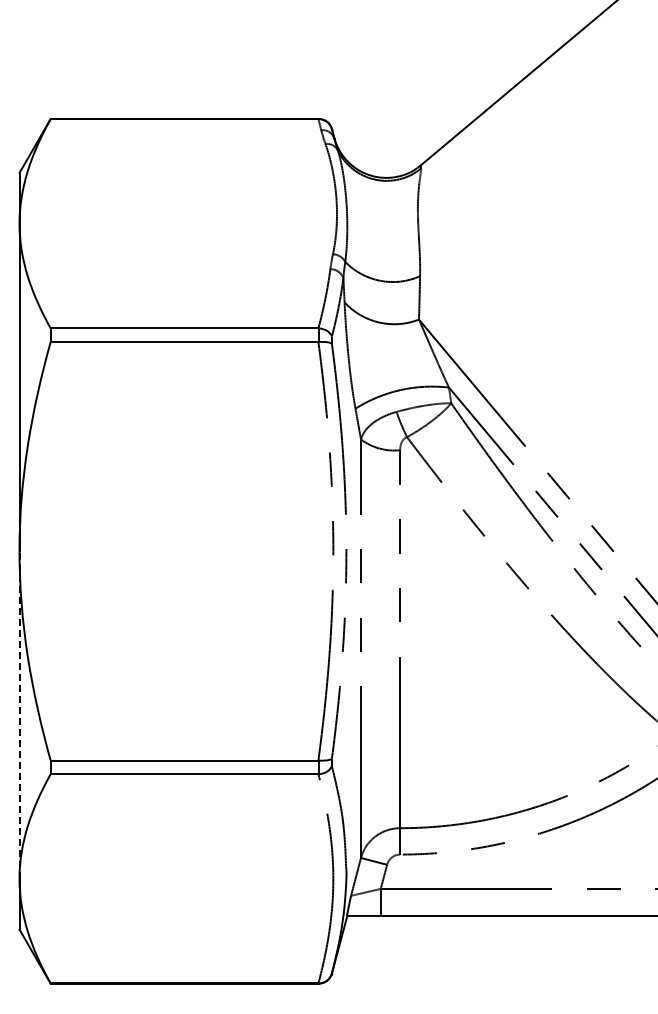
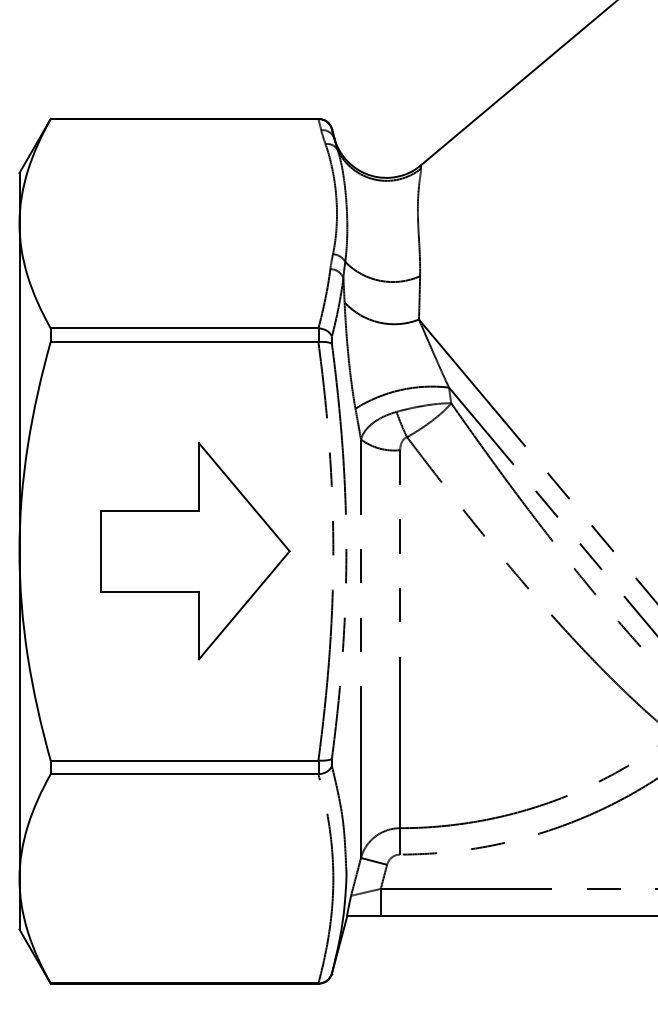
part: none -> present (195, 551)
line: dashed -> solid (19, 715)
